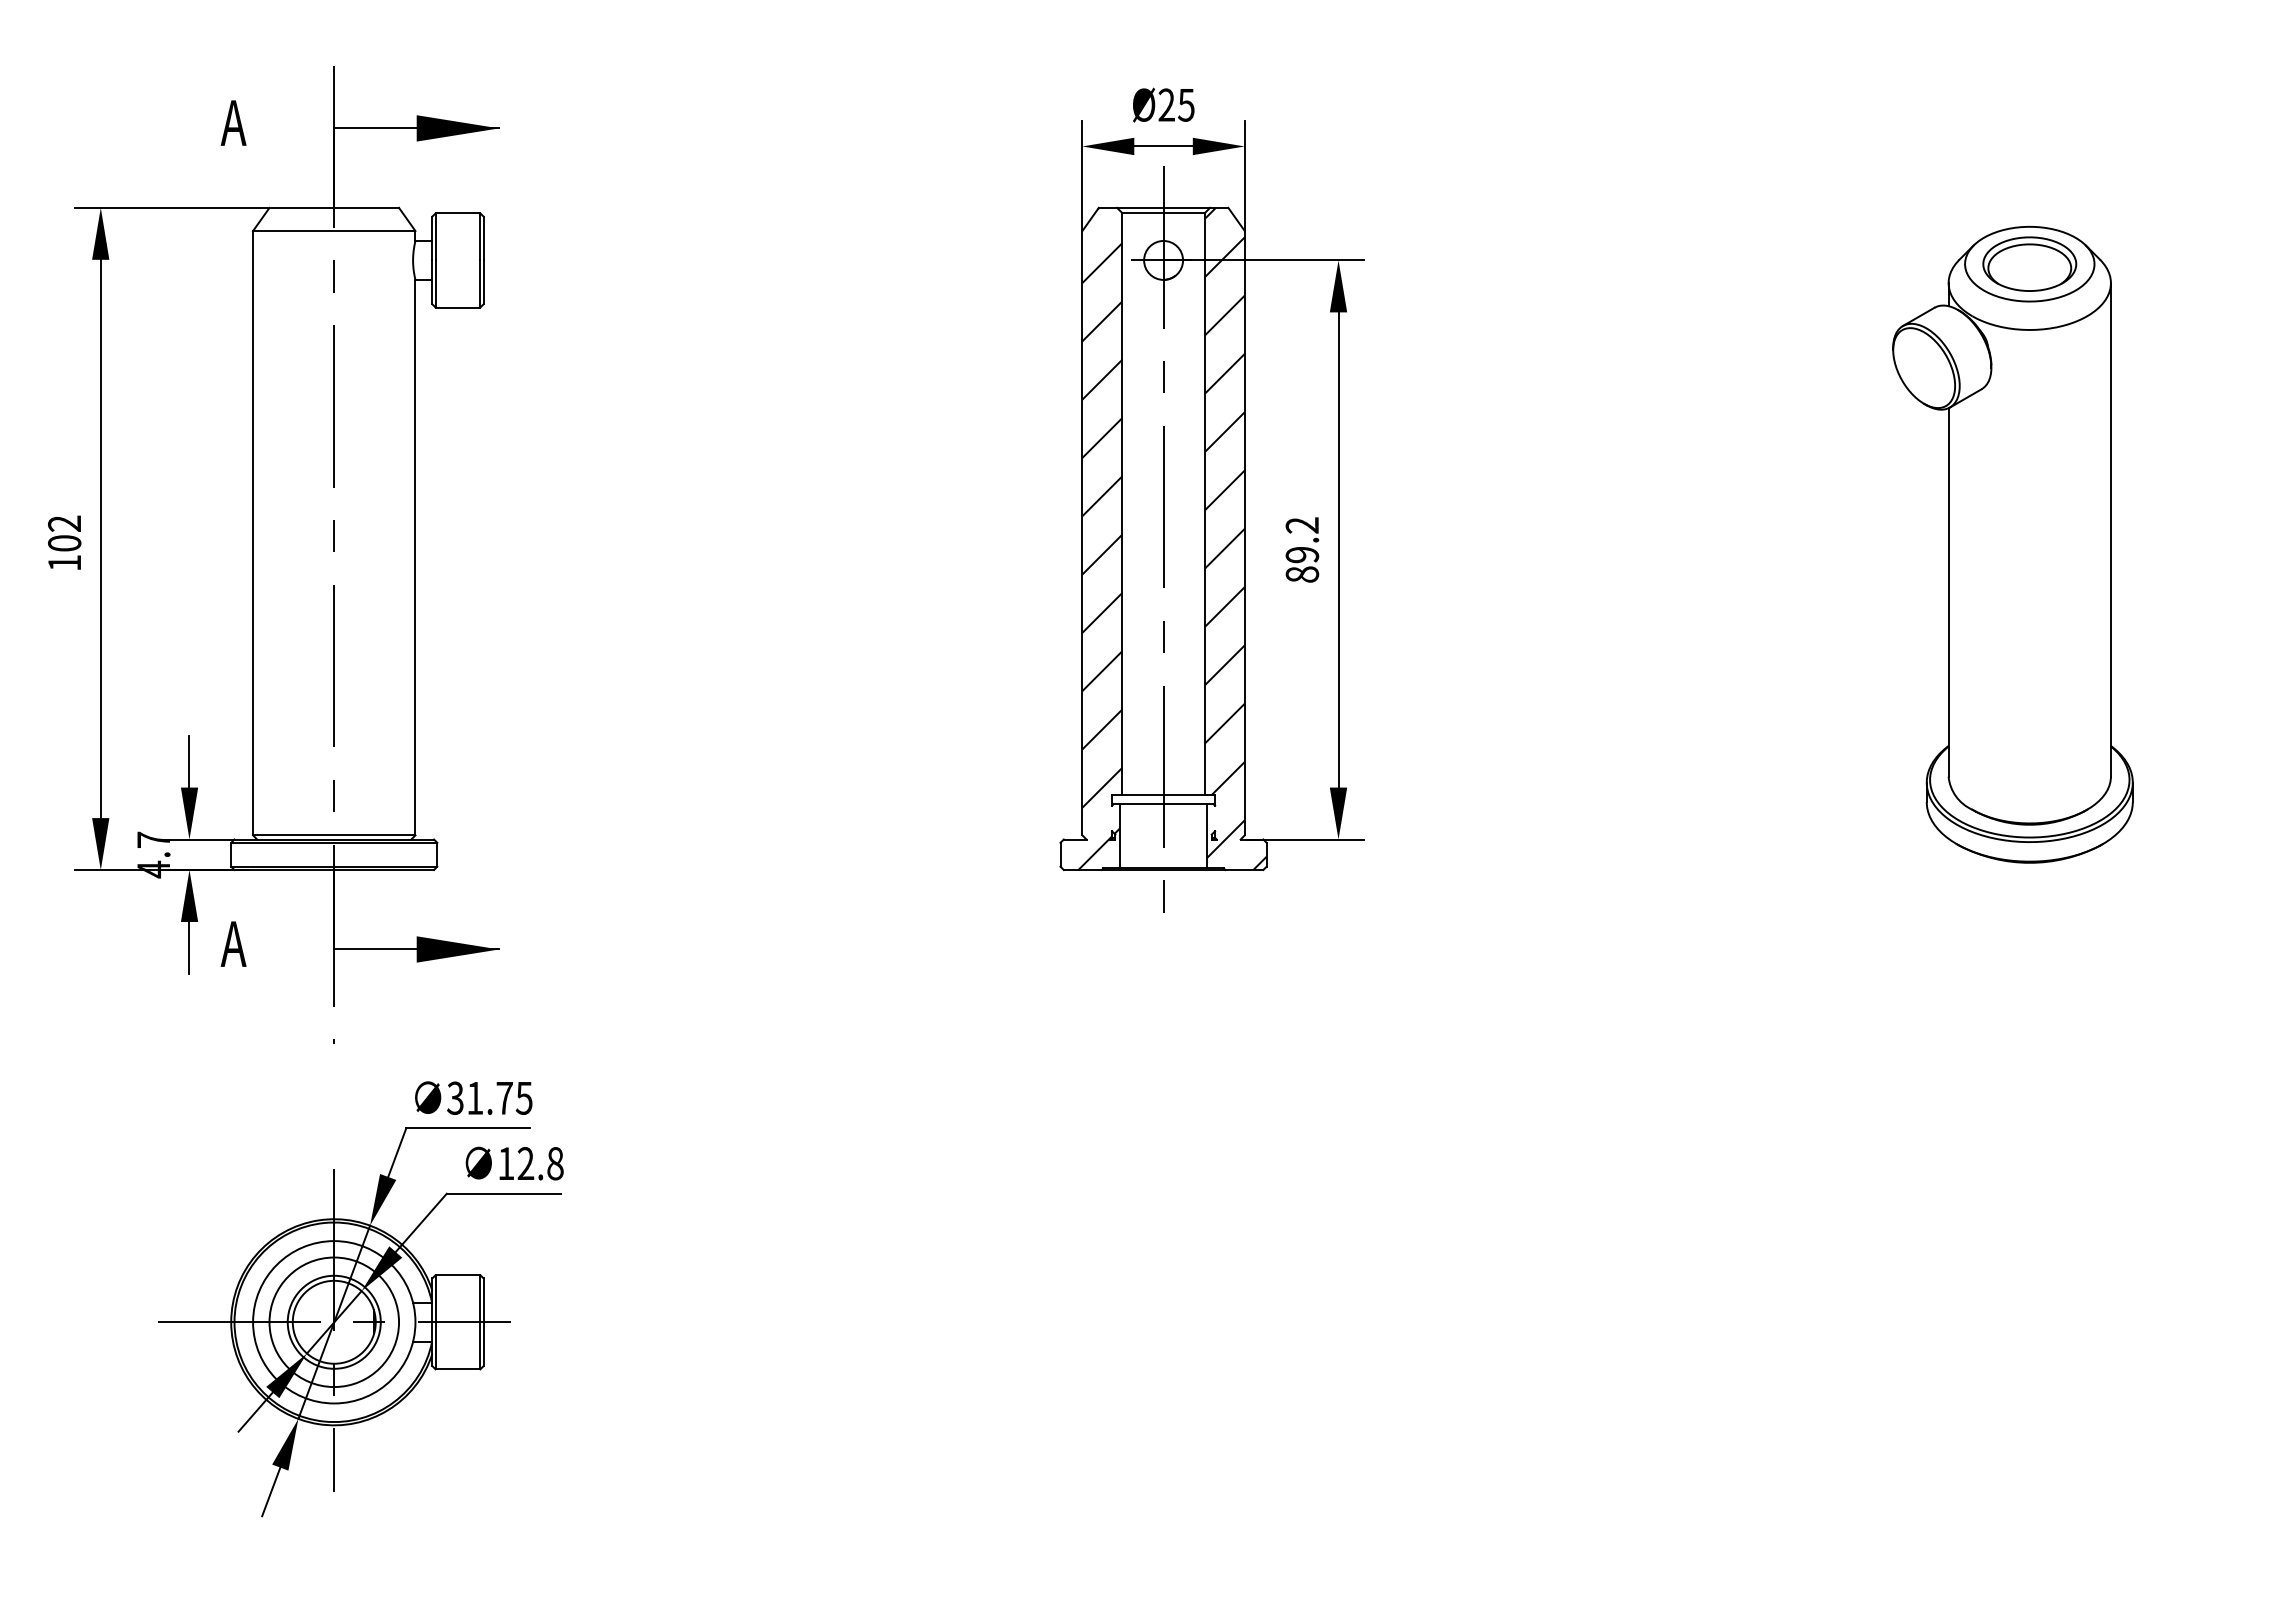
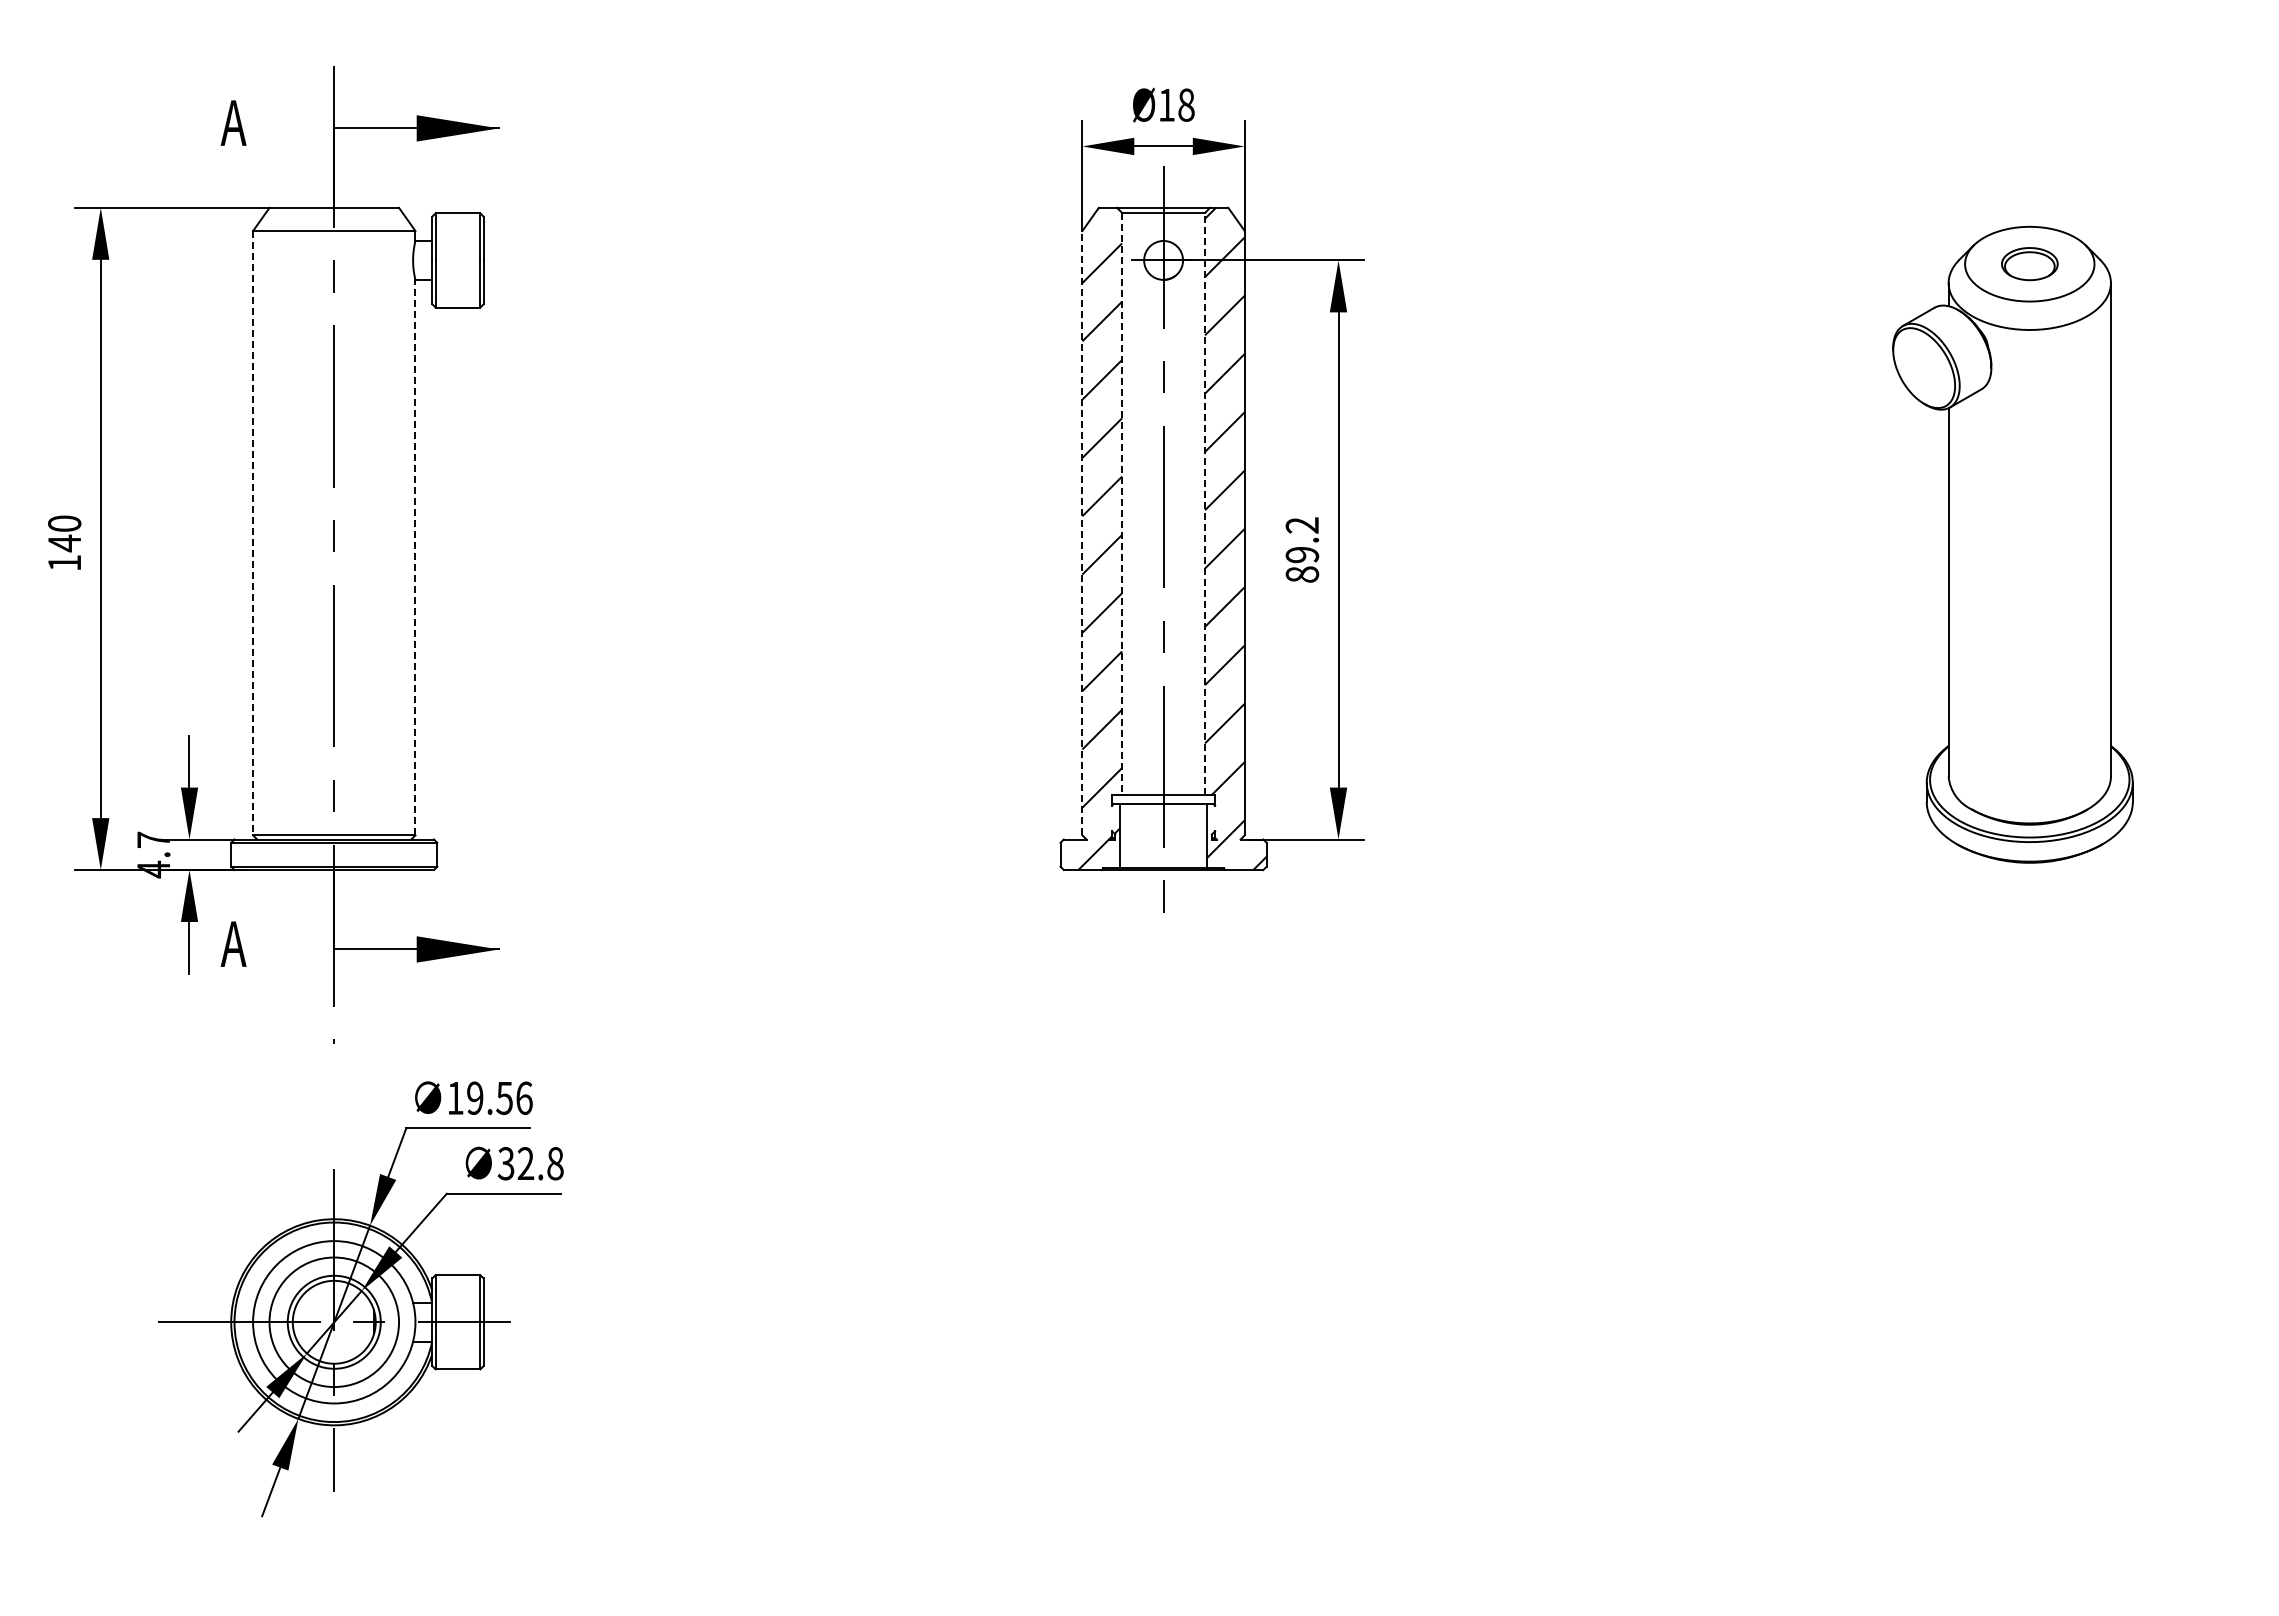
text: Ø25 -> Ø18 (1176, 104)
part size: 96x56 px -> 58x35 px (2029, 264)
line: solid -> dashed (1205, 503)
line: solid -> dashed (1122, 504)
line: solid -> dashed (1082, 532)
text: 102 -> 140 (64, 533)
line: solid -> dashed (253, 533)
line: solid -> dashed (415, 557)
text: 31.75 -> 19.56 (489, 1097)
text: 12.8 -> 32.8 (505, 1163)
